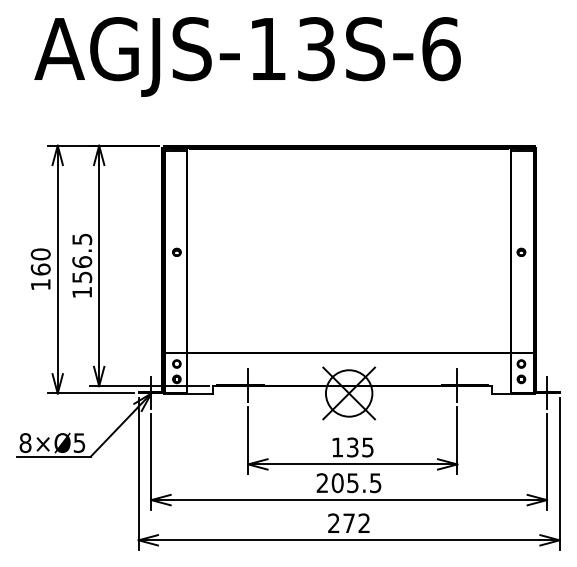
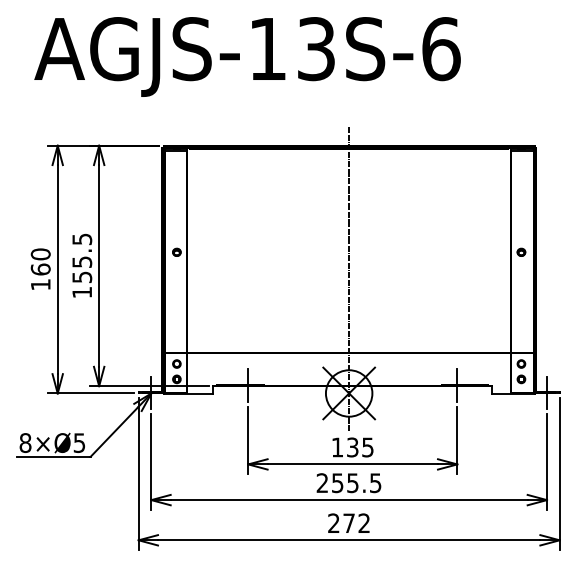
text: 156.5 -> 155.5 (82, 261)
line: none -> present (349, 278)
text: 205.5 -> 255.5 (337, 483)
